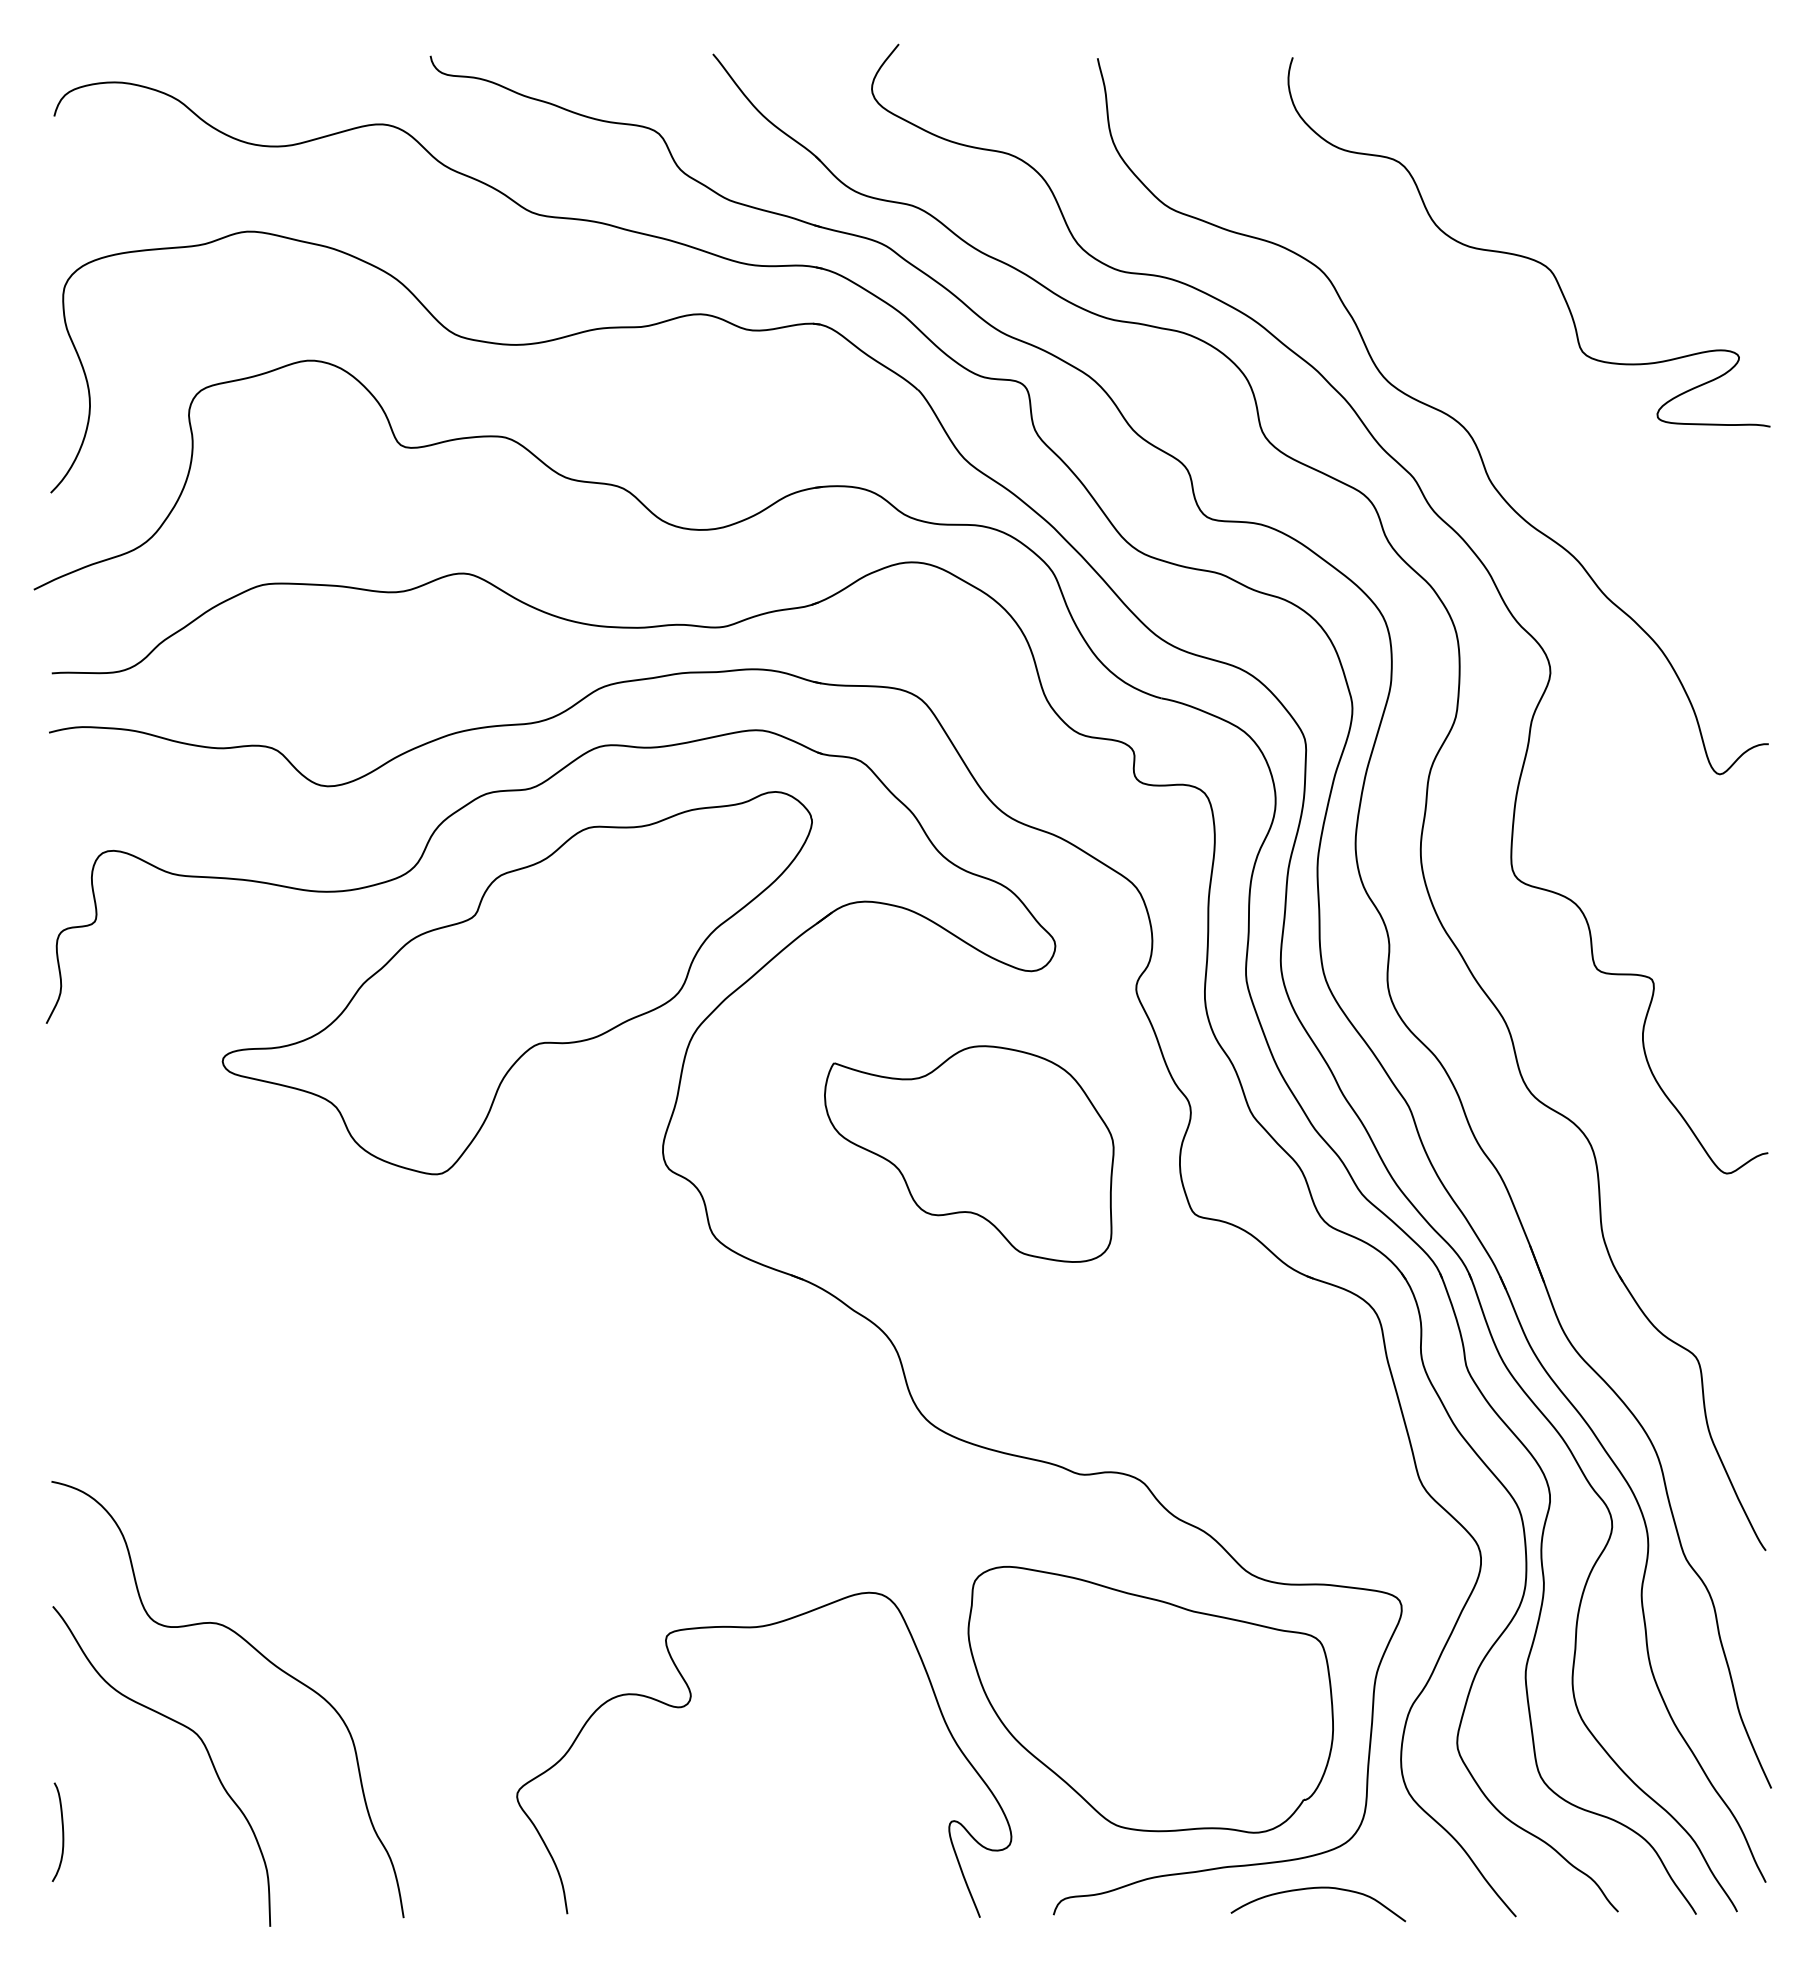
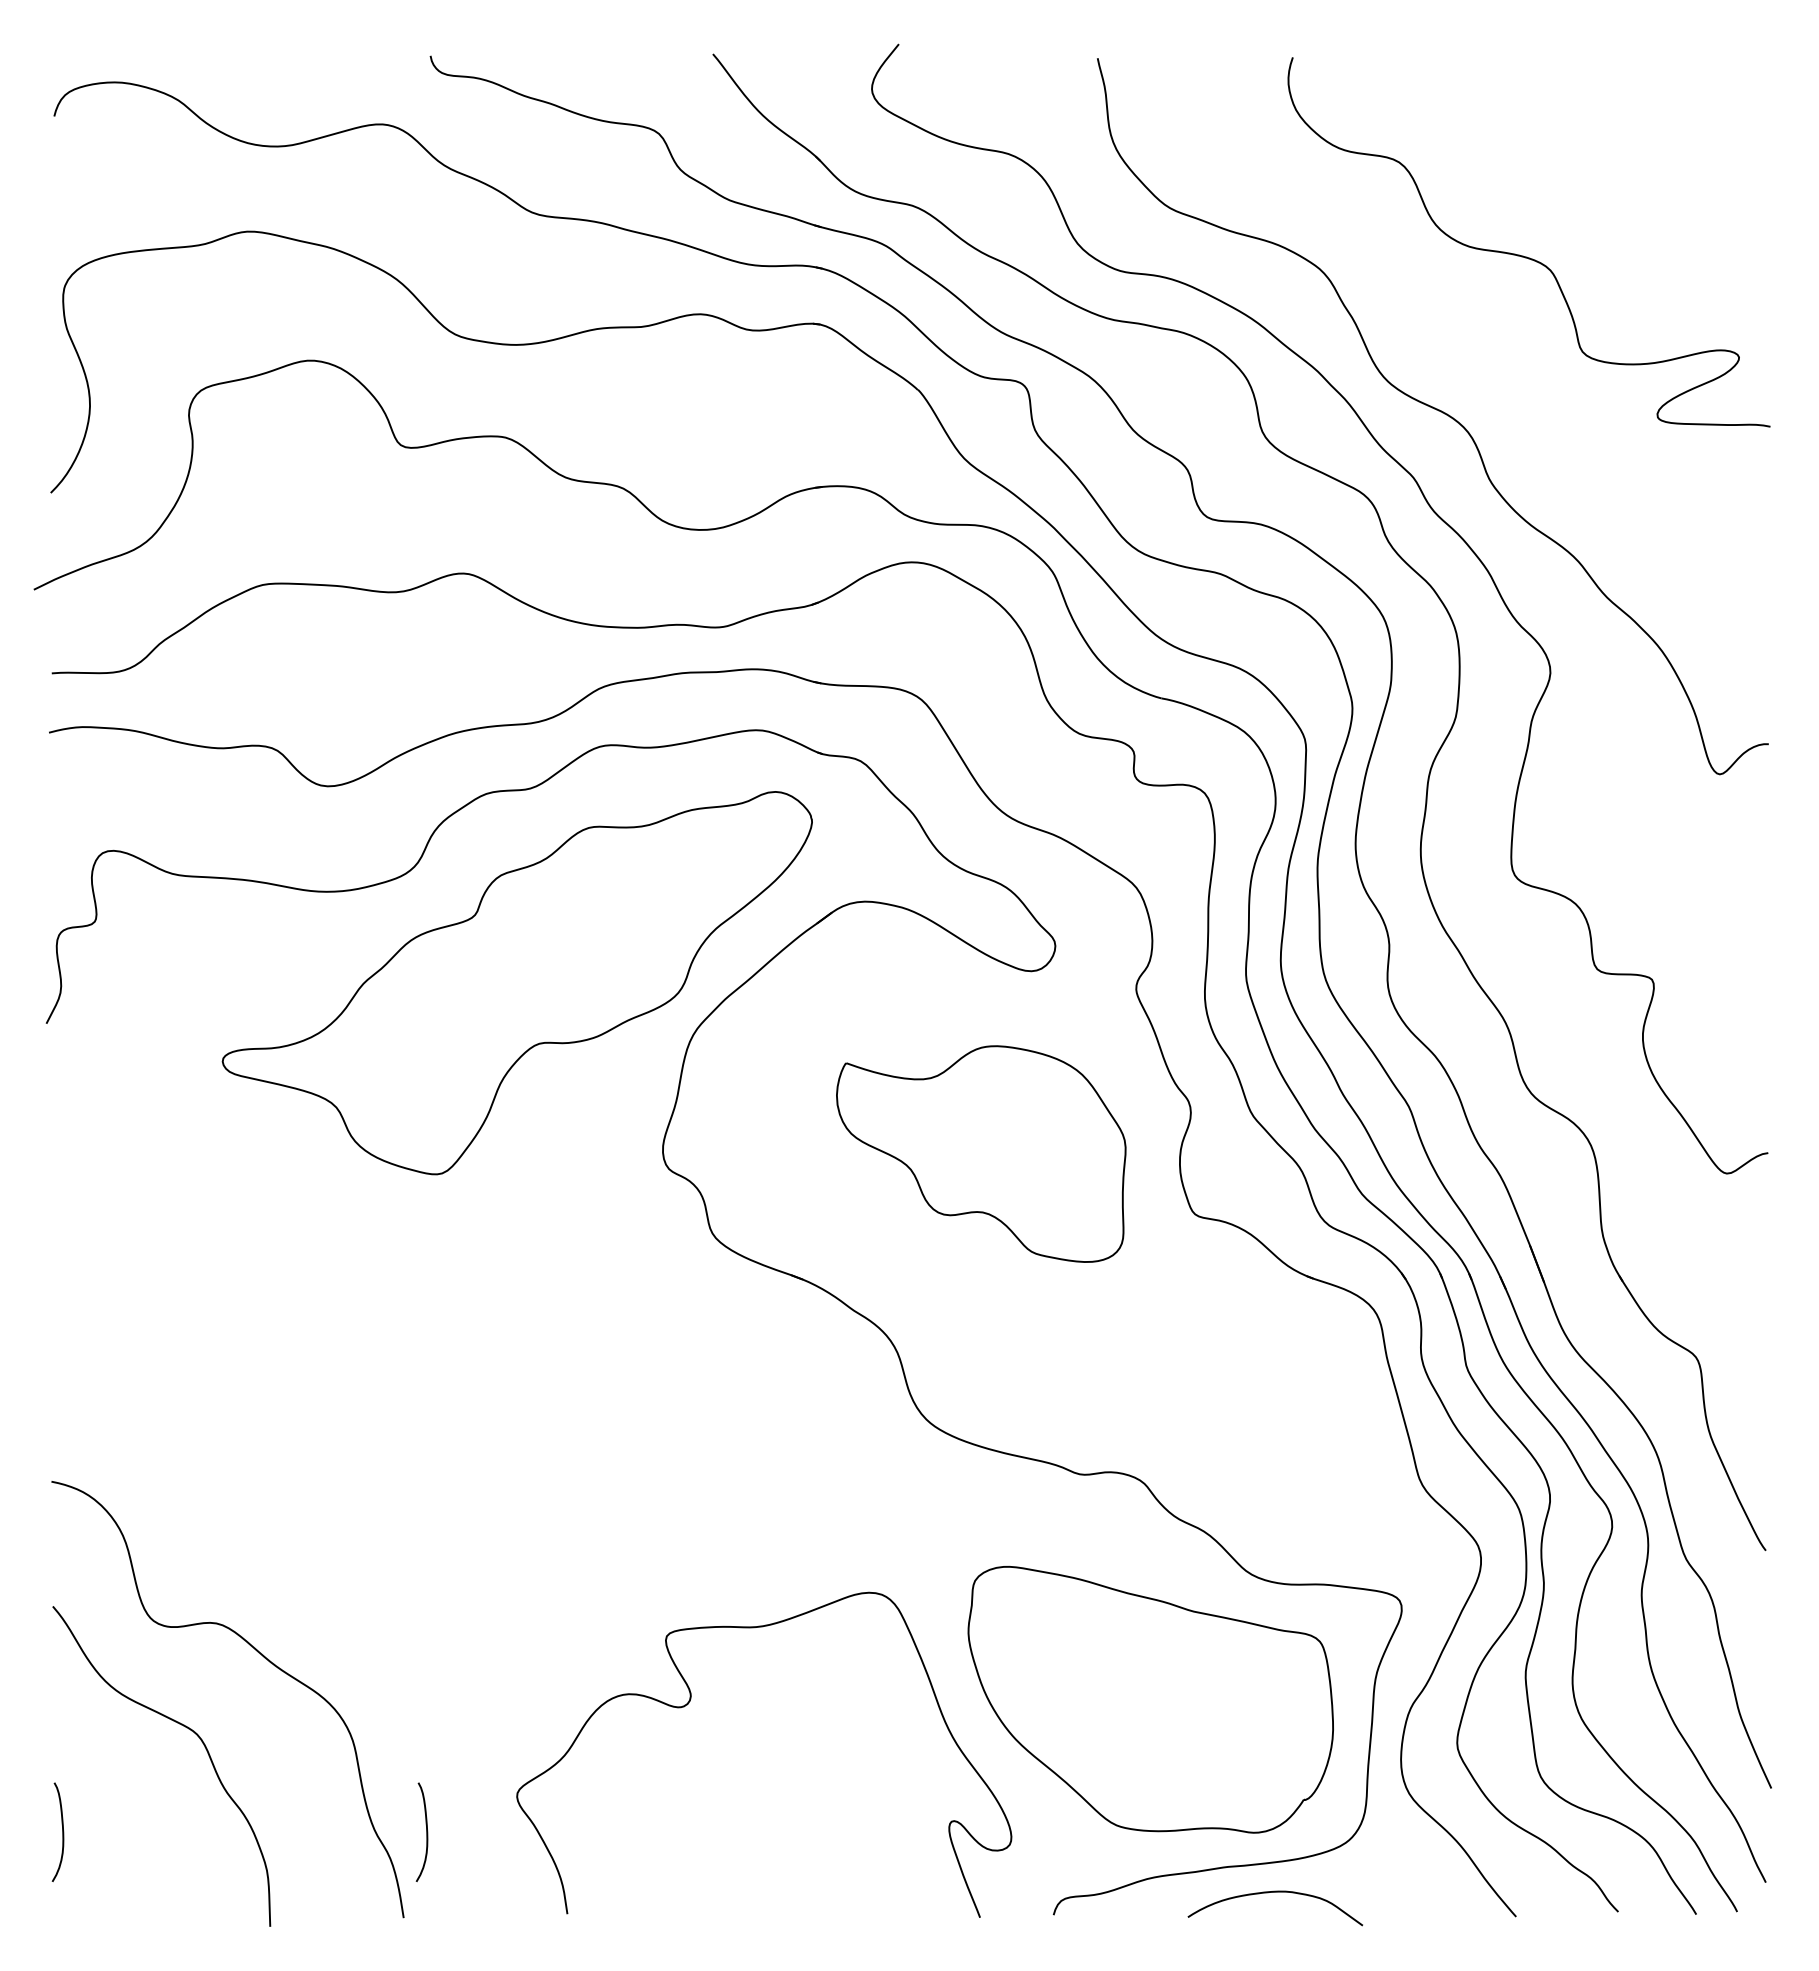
part position: (969, 1153) -> (981, 1153) (981, 1153)
curve: none -> present (426, 1831)
curve position: (1317, 1888) -> (1274, 1892) (1274, 1892)
